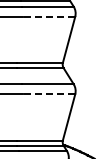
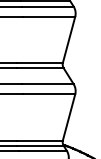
line: dashed -> solid (48, 16)
line: dashed -> solid (48, 94)
